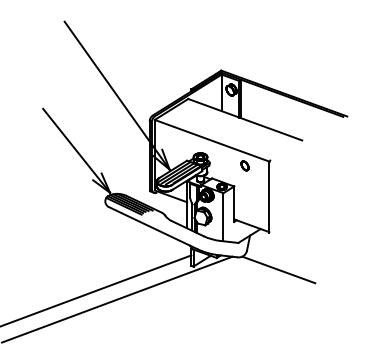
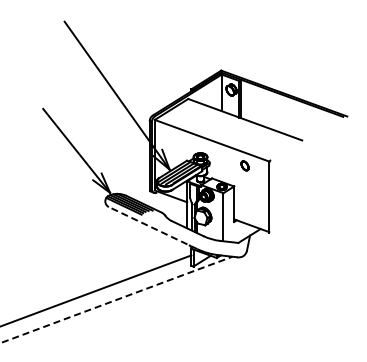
line: solid -> dashed (153, 228)
line: present -> none (278, 269)
line: solid -> dashed (117, 299)
